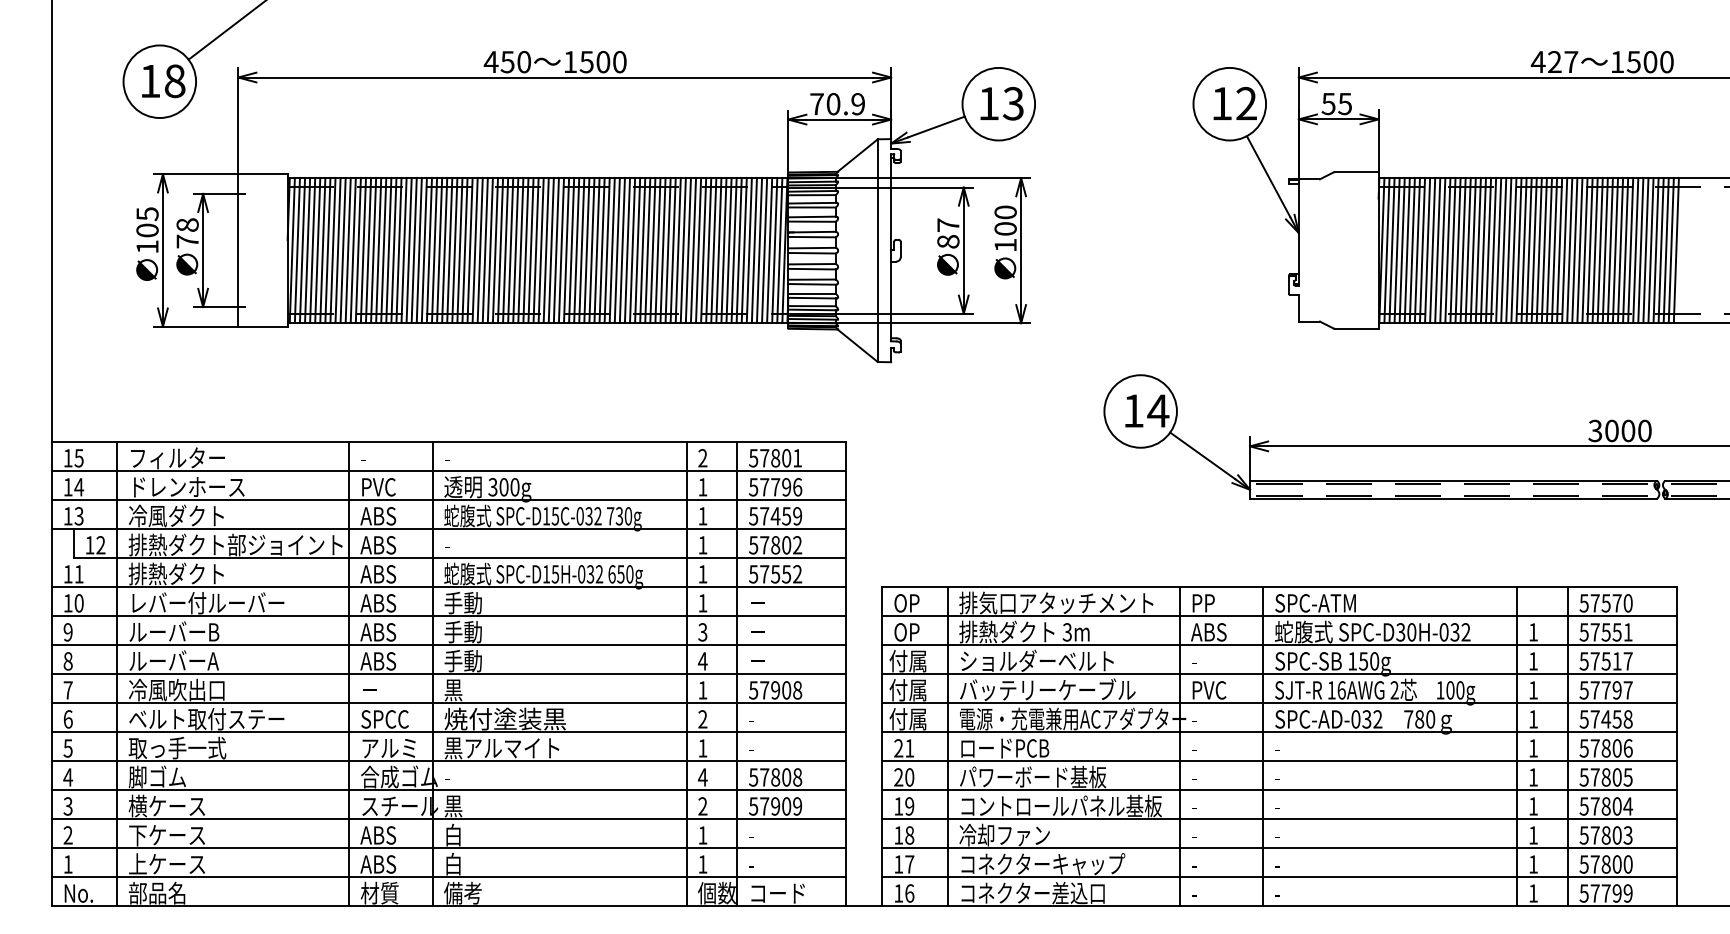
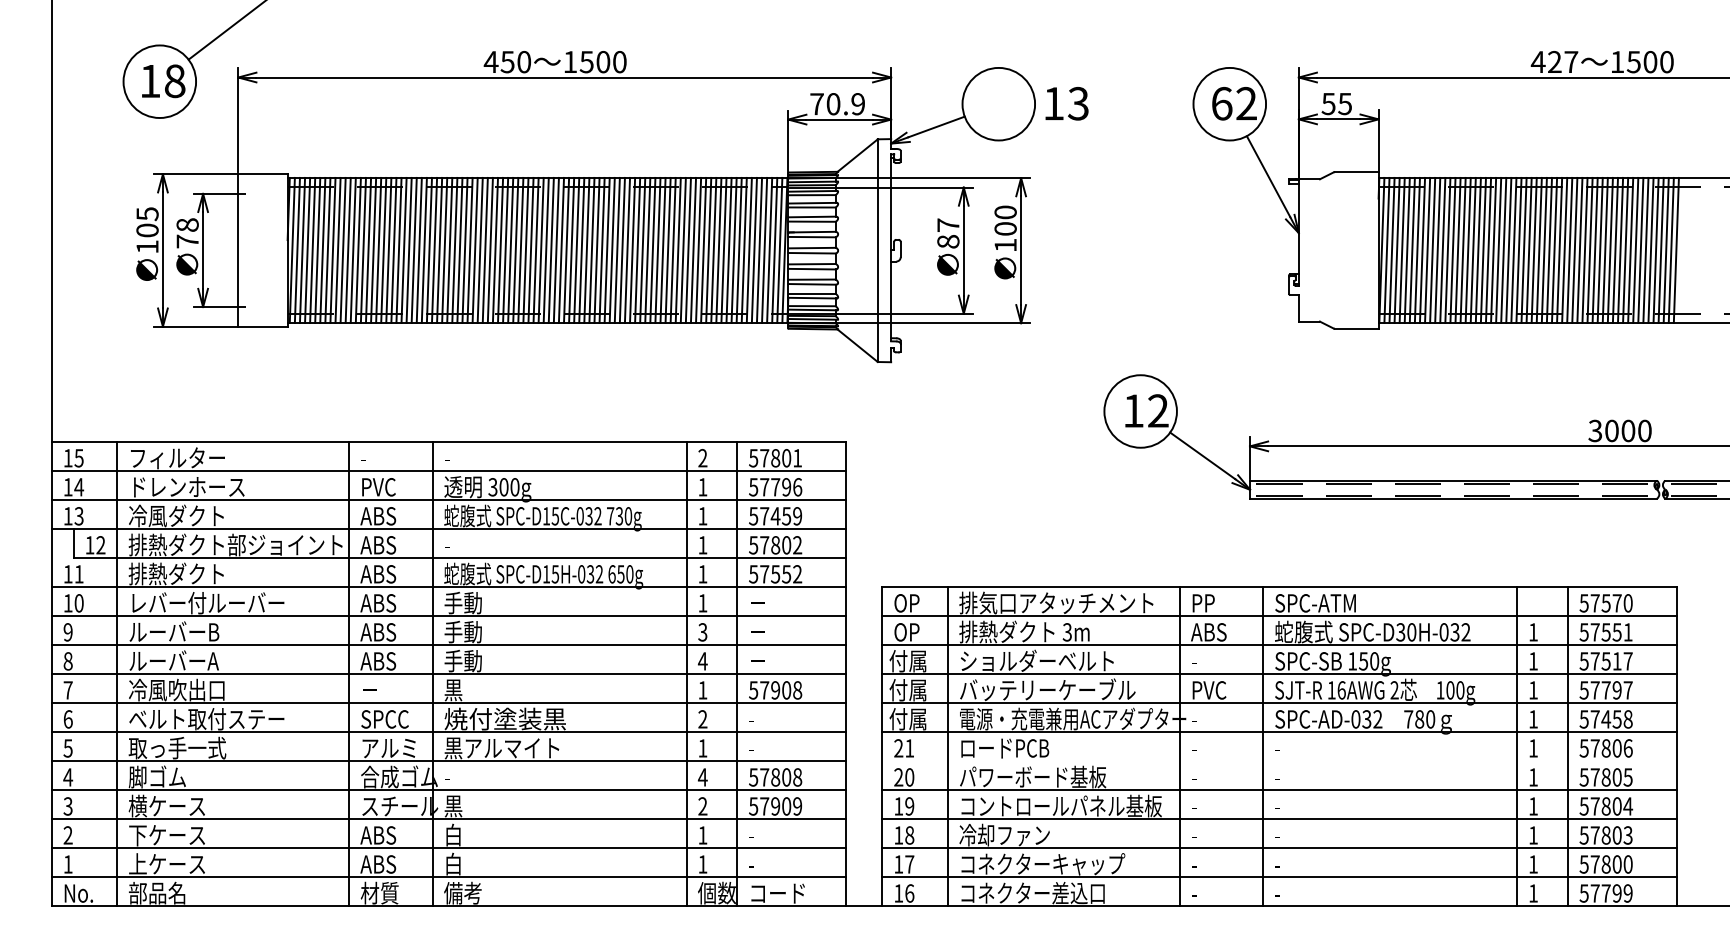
text position: (1001, 103) -> (1066, 103) (1066, 103)
text: 12 -> 62 (1222, 103)
text: 14 -> 12 (1158, 410)
line: present -> none (1279, 761)
